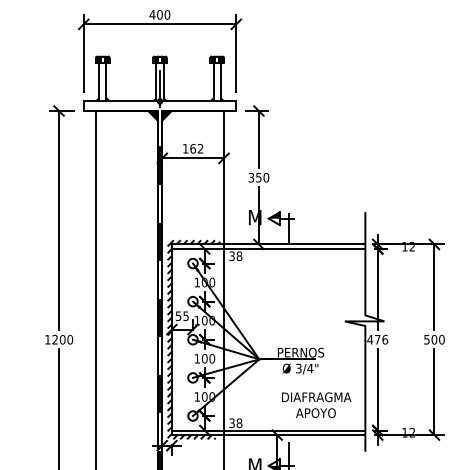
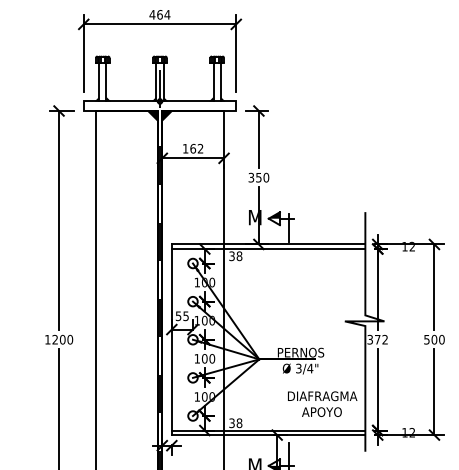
text: 400 -> 464 (163, 14)
hatch: present -> none (193, 339)
text: 476 -> 372 (377, 339)
text position: (316, 404) -> (322, 403) (322, 403)
